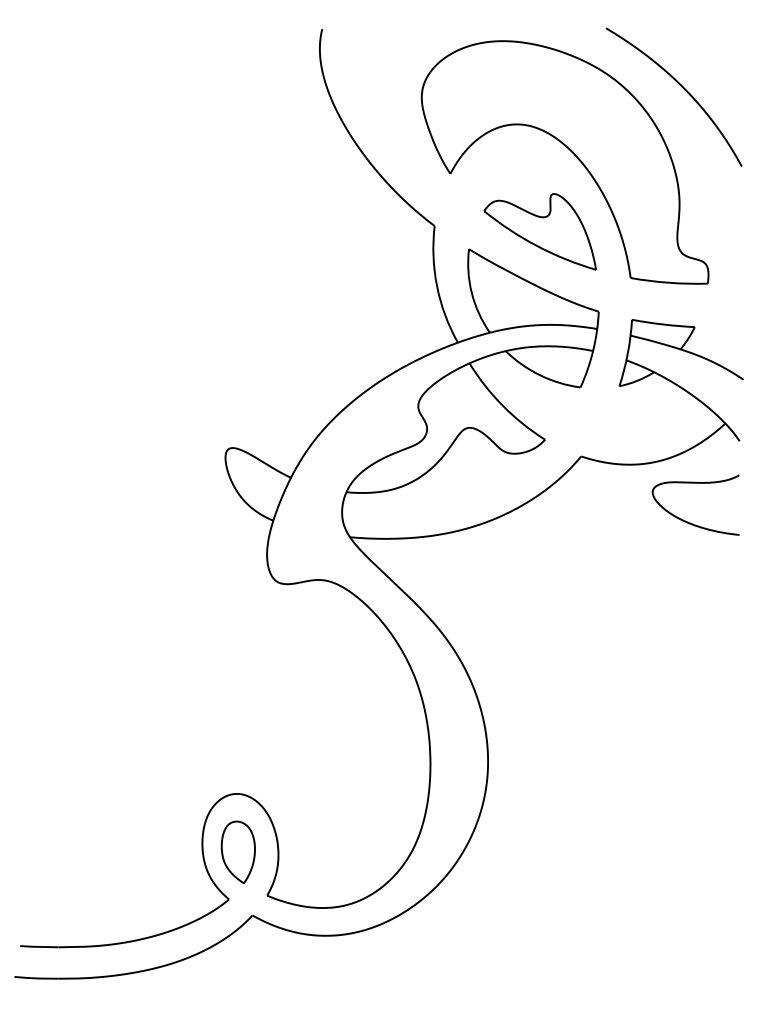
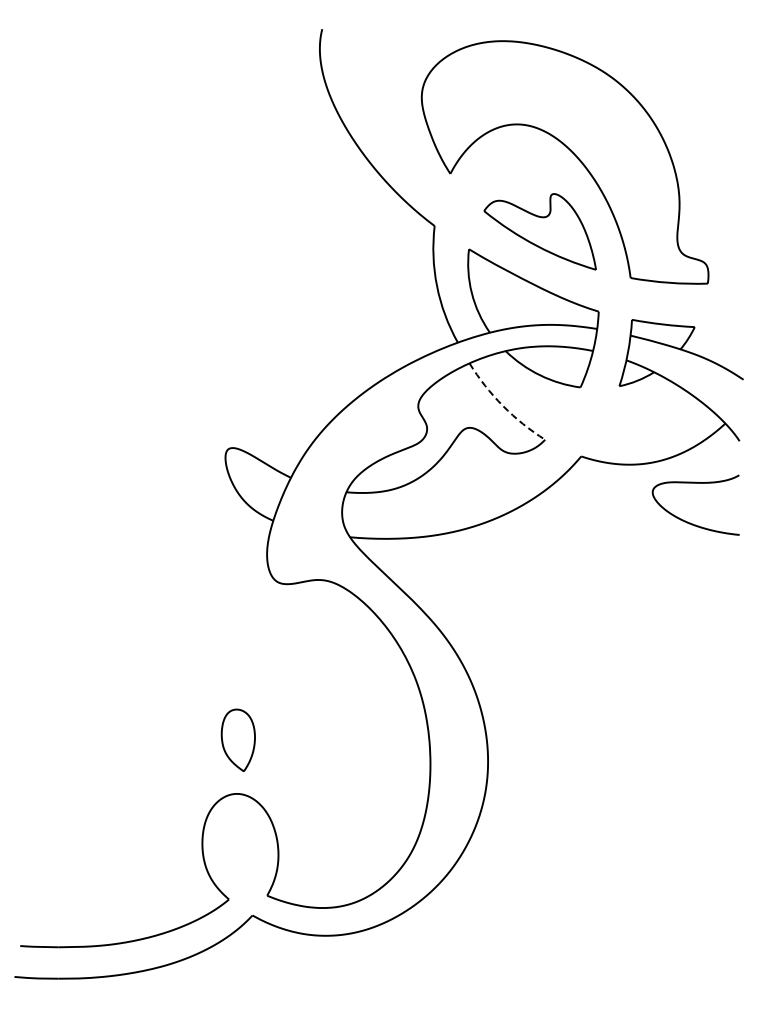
curve: present -> none (682, 88)
arc: solid -> dashed (502, 405)
part position: (237, 851) -> (237, 739) (237, 739)
